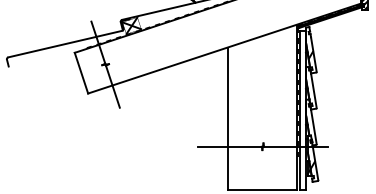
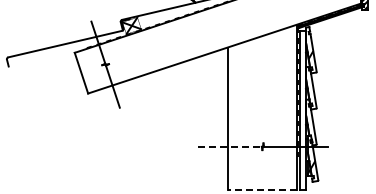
line: solid -> dashed (229, 146)
line: solid -> dashed (261, 189)
